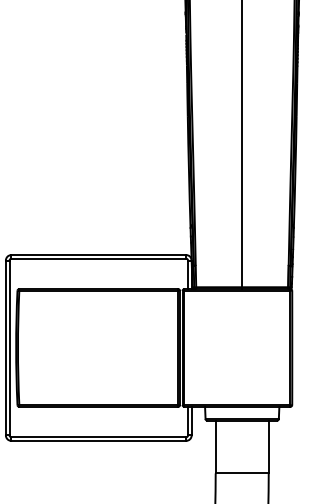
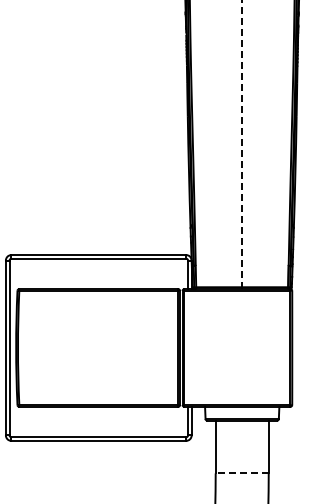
line: solid -> dashed (242, 144)
line: solid -> dashed (242, 473)
